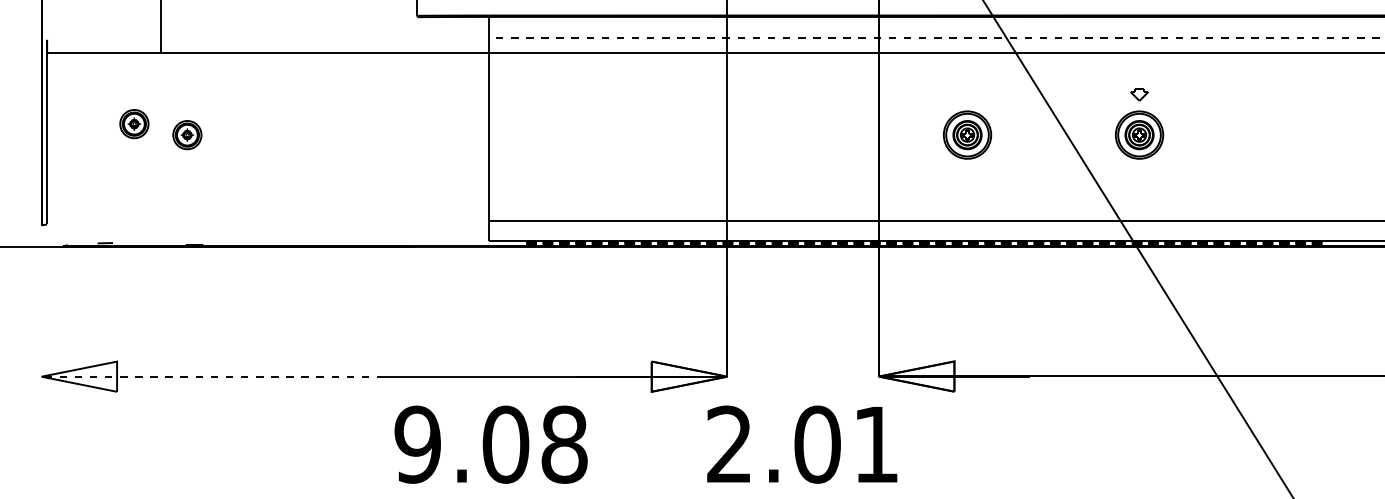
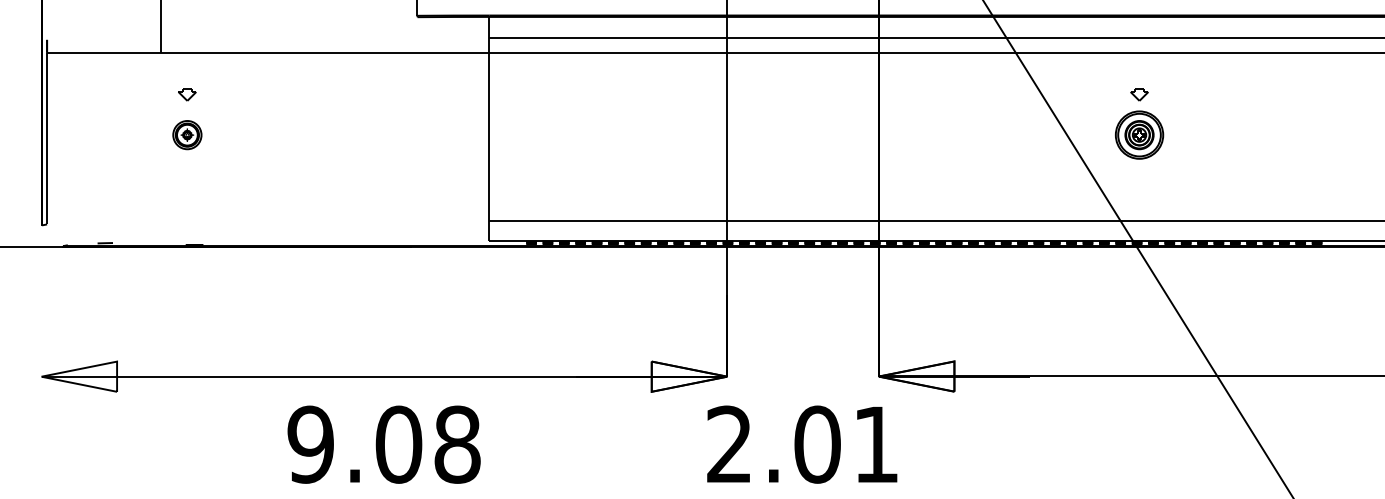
line: dashed -> solid (936, 37)
part: none -> present (187, 94)
part: present -> none (134, 124)
part: present -> none (967, 134)
line: dashed -> solid (212, 376)
text position: (490, 444) -> (383, 444) (383, 444)
